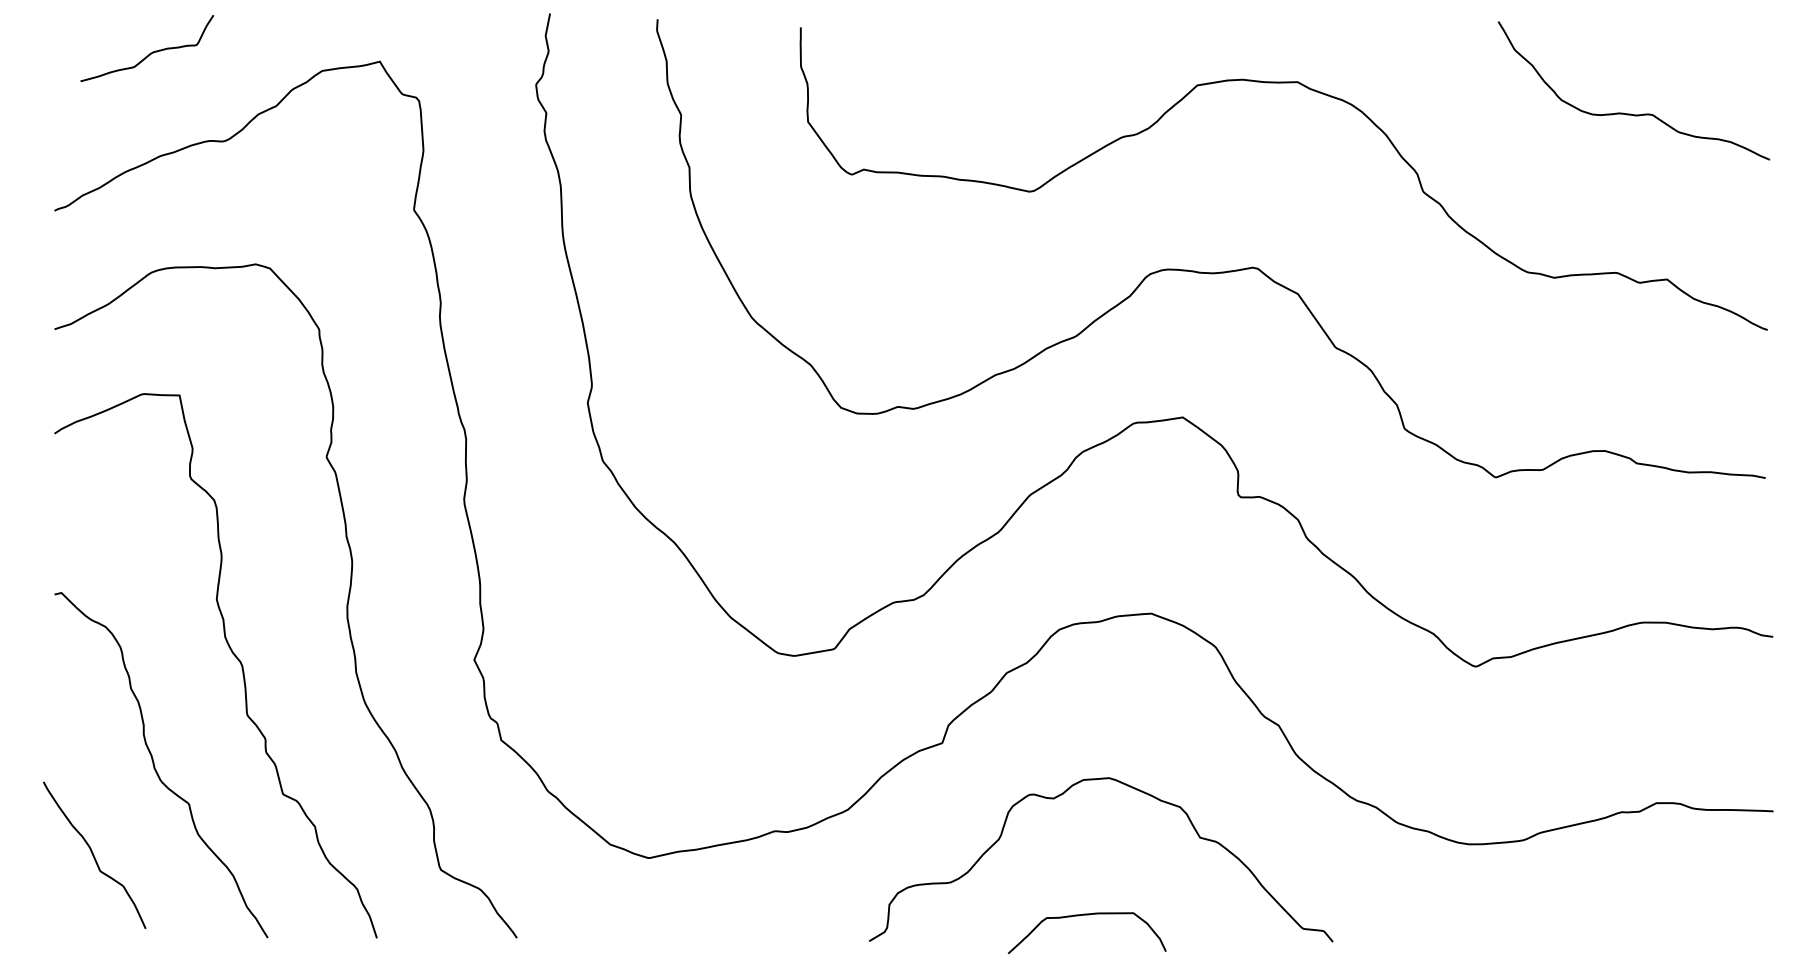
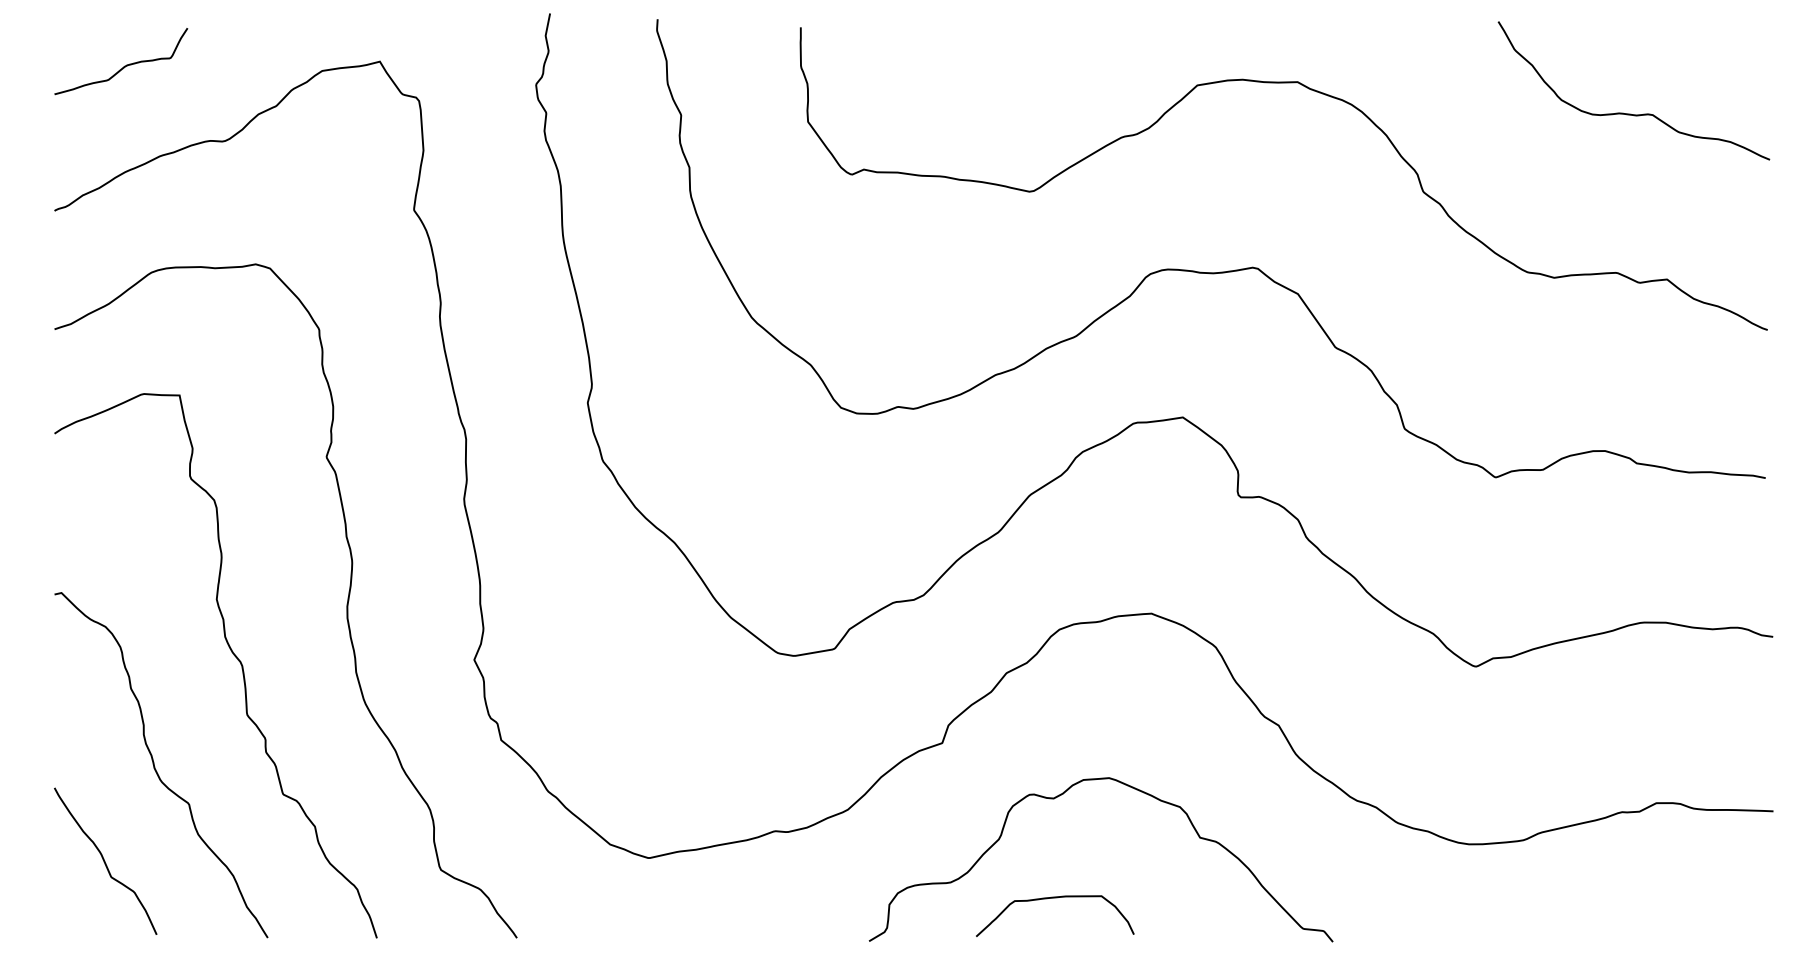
curve position: (150, 52) -> (124, 65) (124, 65)
curve position: (93, 854) -> (104, 860) (104, 860)
curve position: (1087, 915) -> (1055, 898) (1055, 898)
